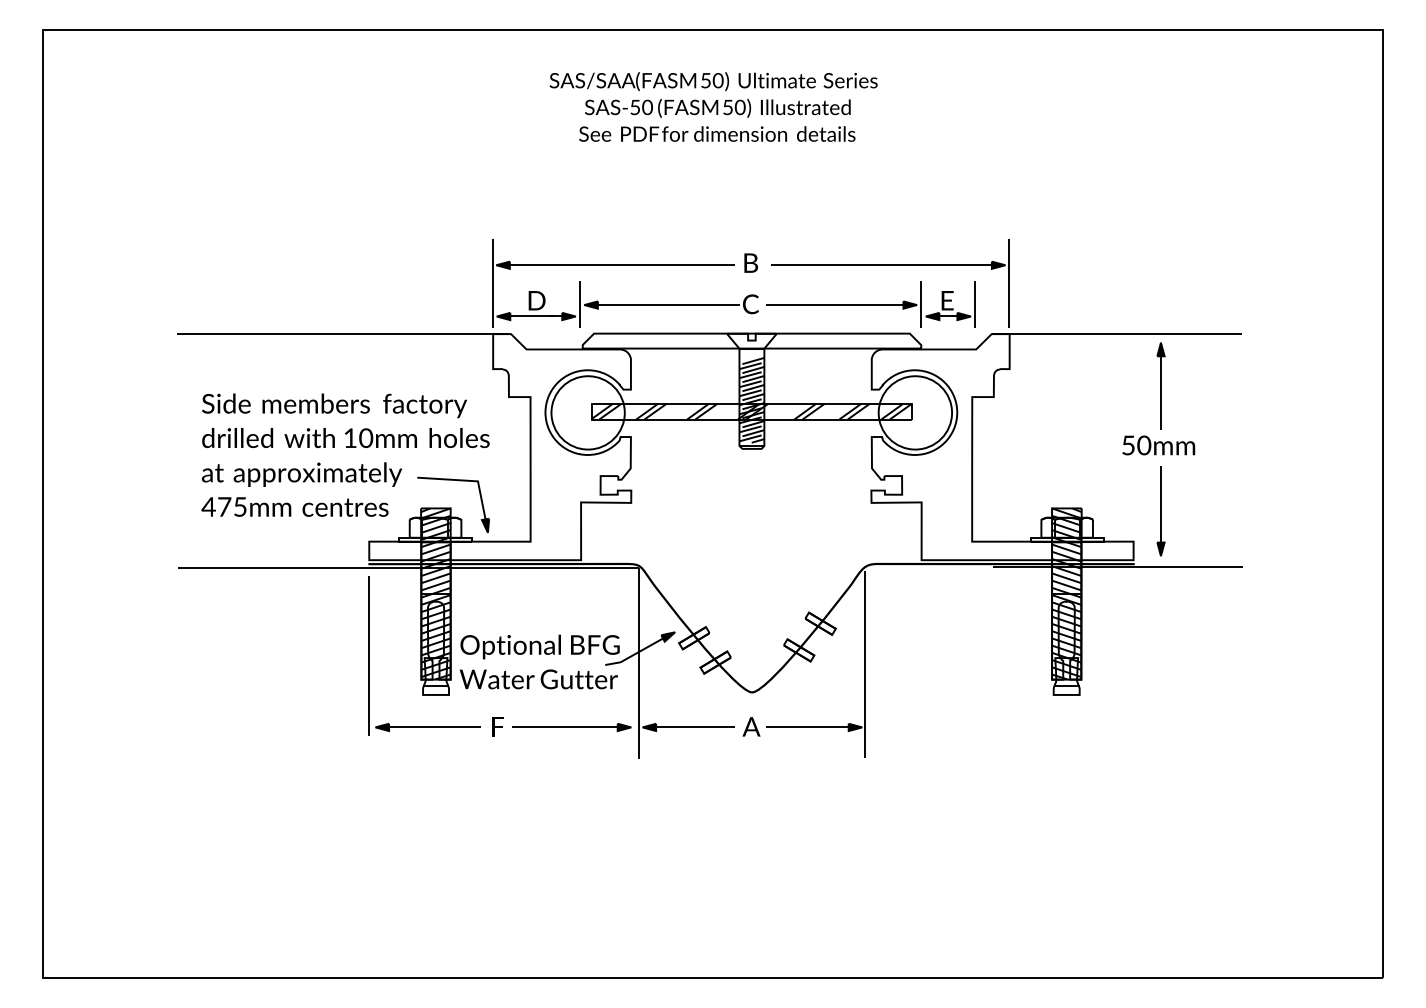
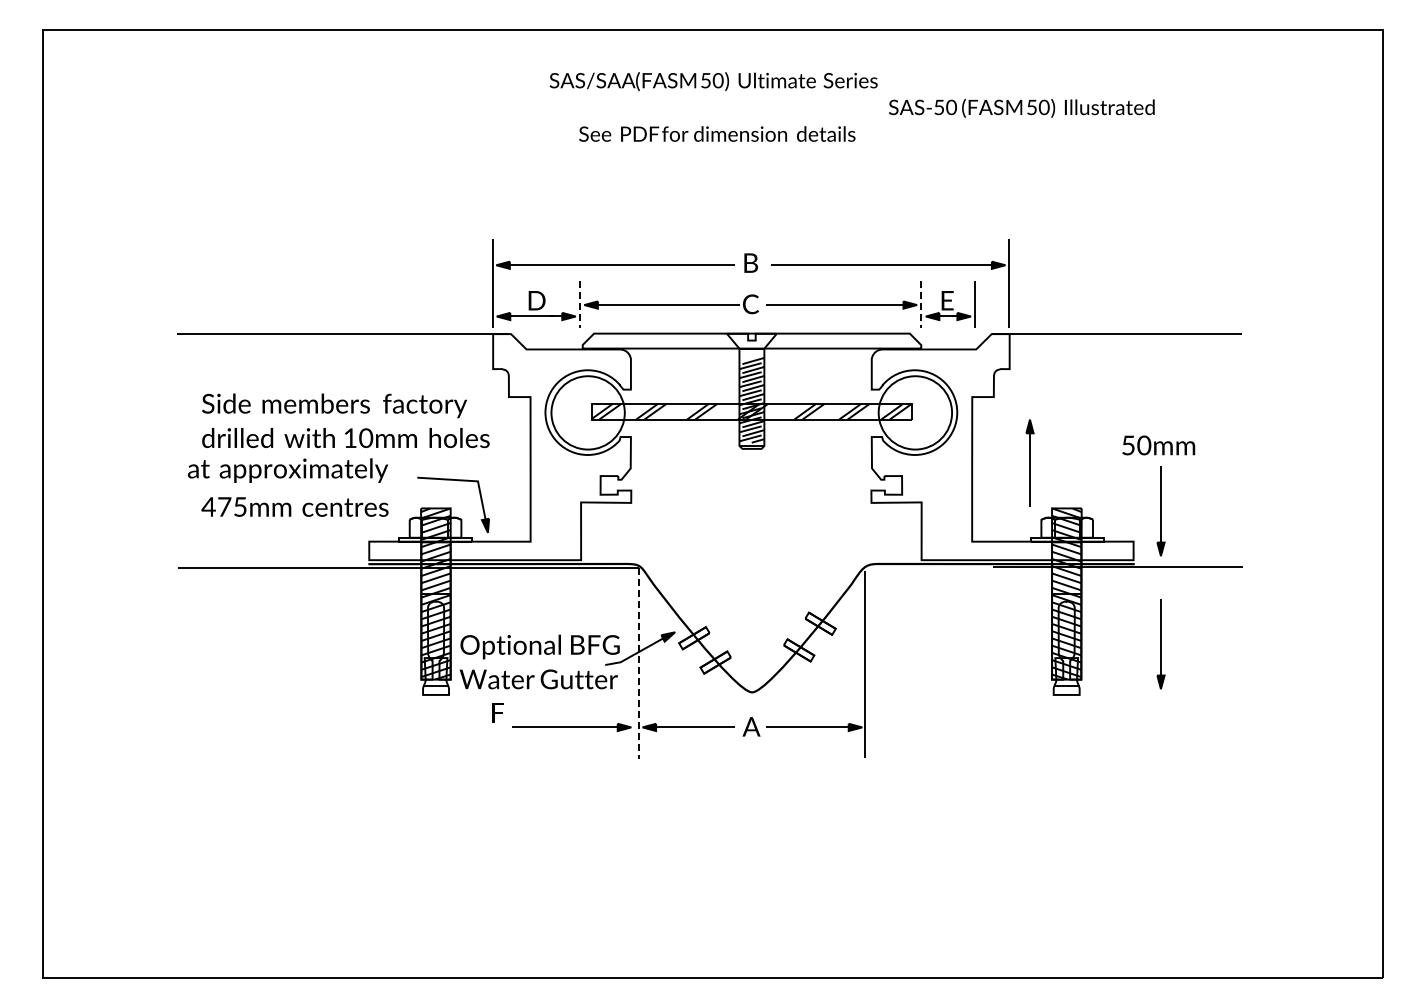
text position: (717, 108) -> (1021, 108) (1021, 108)
line: solid -> dashed (579, 305)
line: solid -> dashed (921, 305)
part position: (1160, 385) -> (1029, 462) (1029, 462)
text position: (302, 474) -> (288, 470) (288, 470)
part: none -> present (1160, 644)
part: present -> none (369, 655)
line: solid -> dashed (638, 664)
text position: (497, 726) -> (497, 712) (497, 712)
